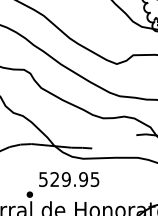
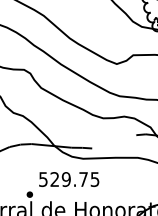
text: 529.95 -> 529.75 (83, 179)
